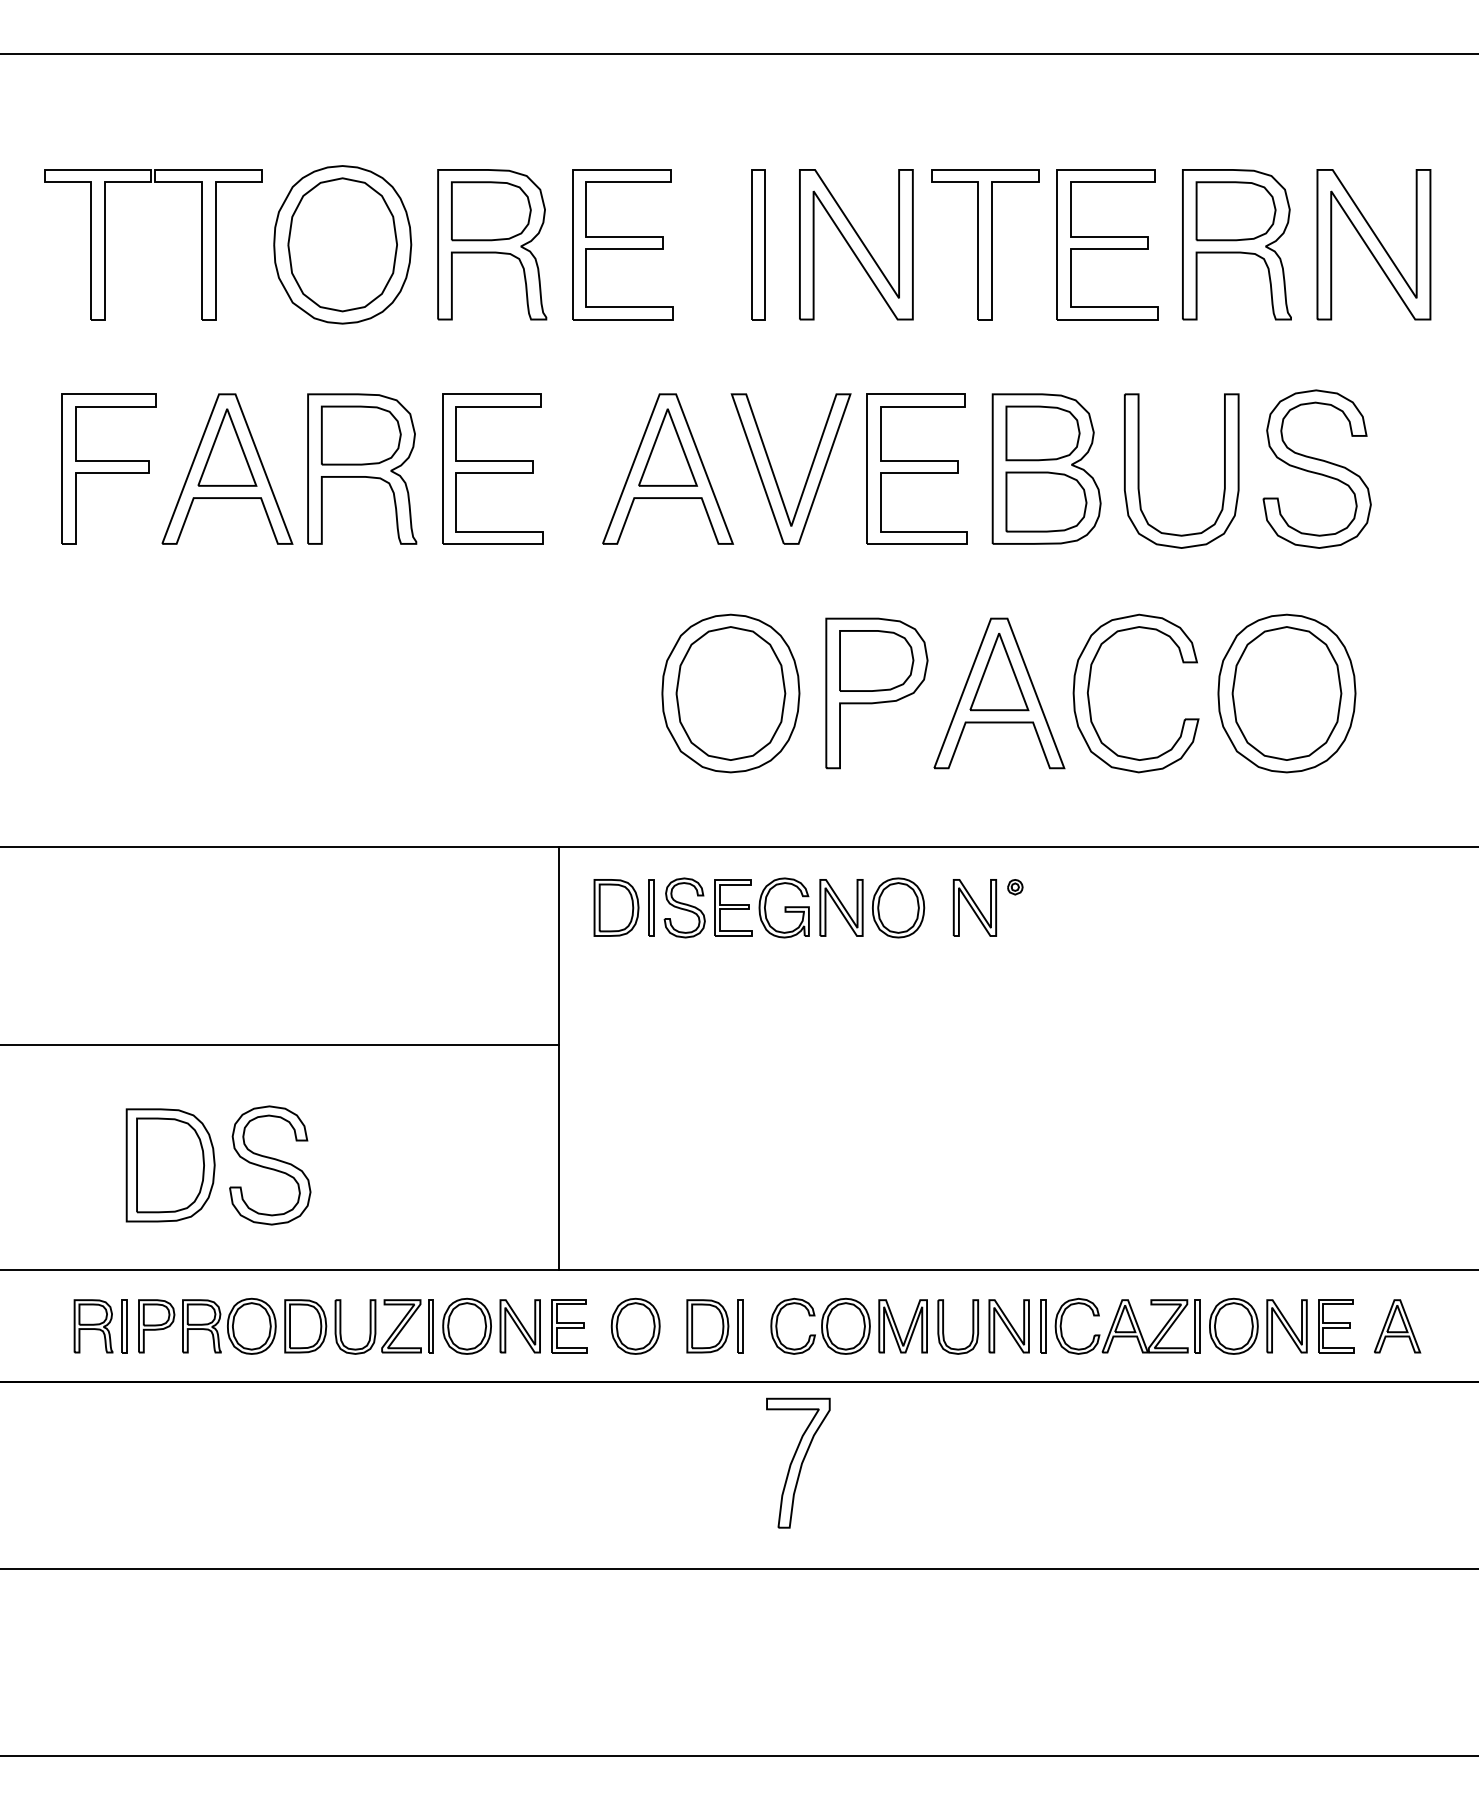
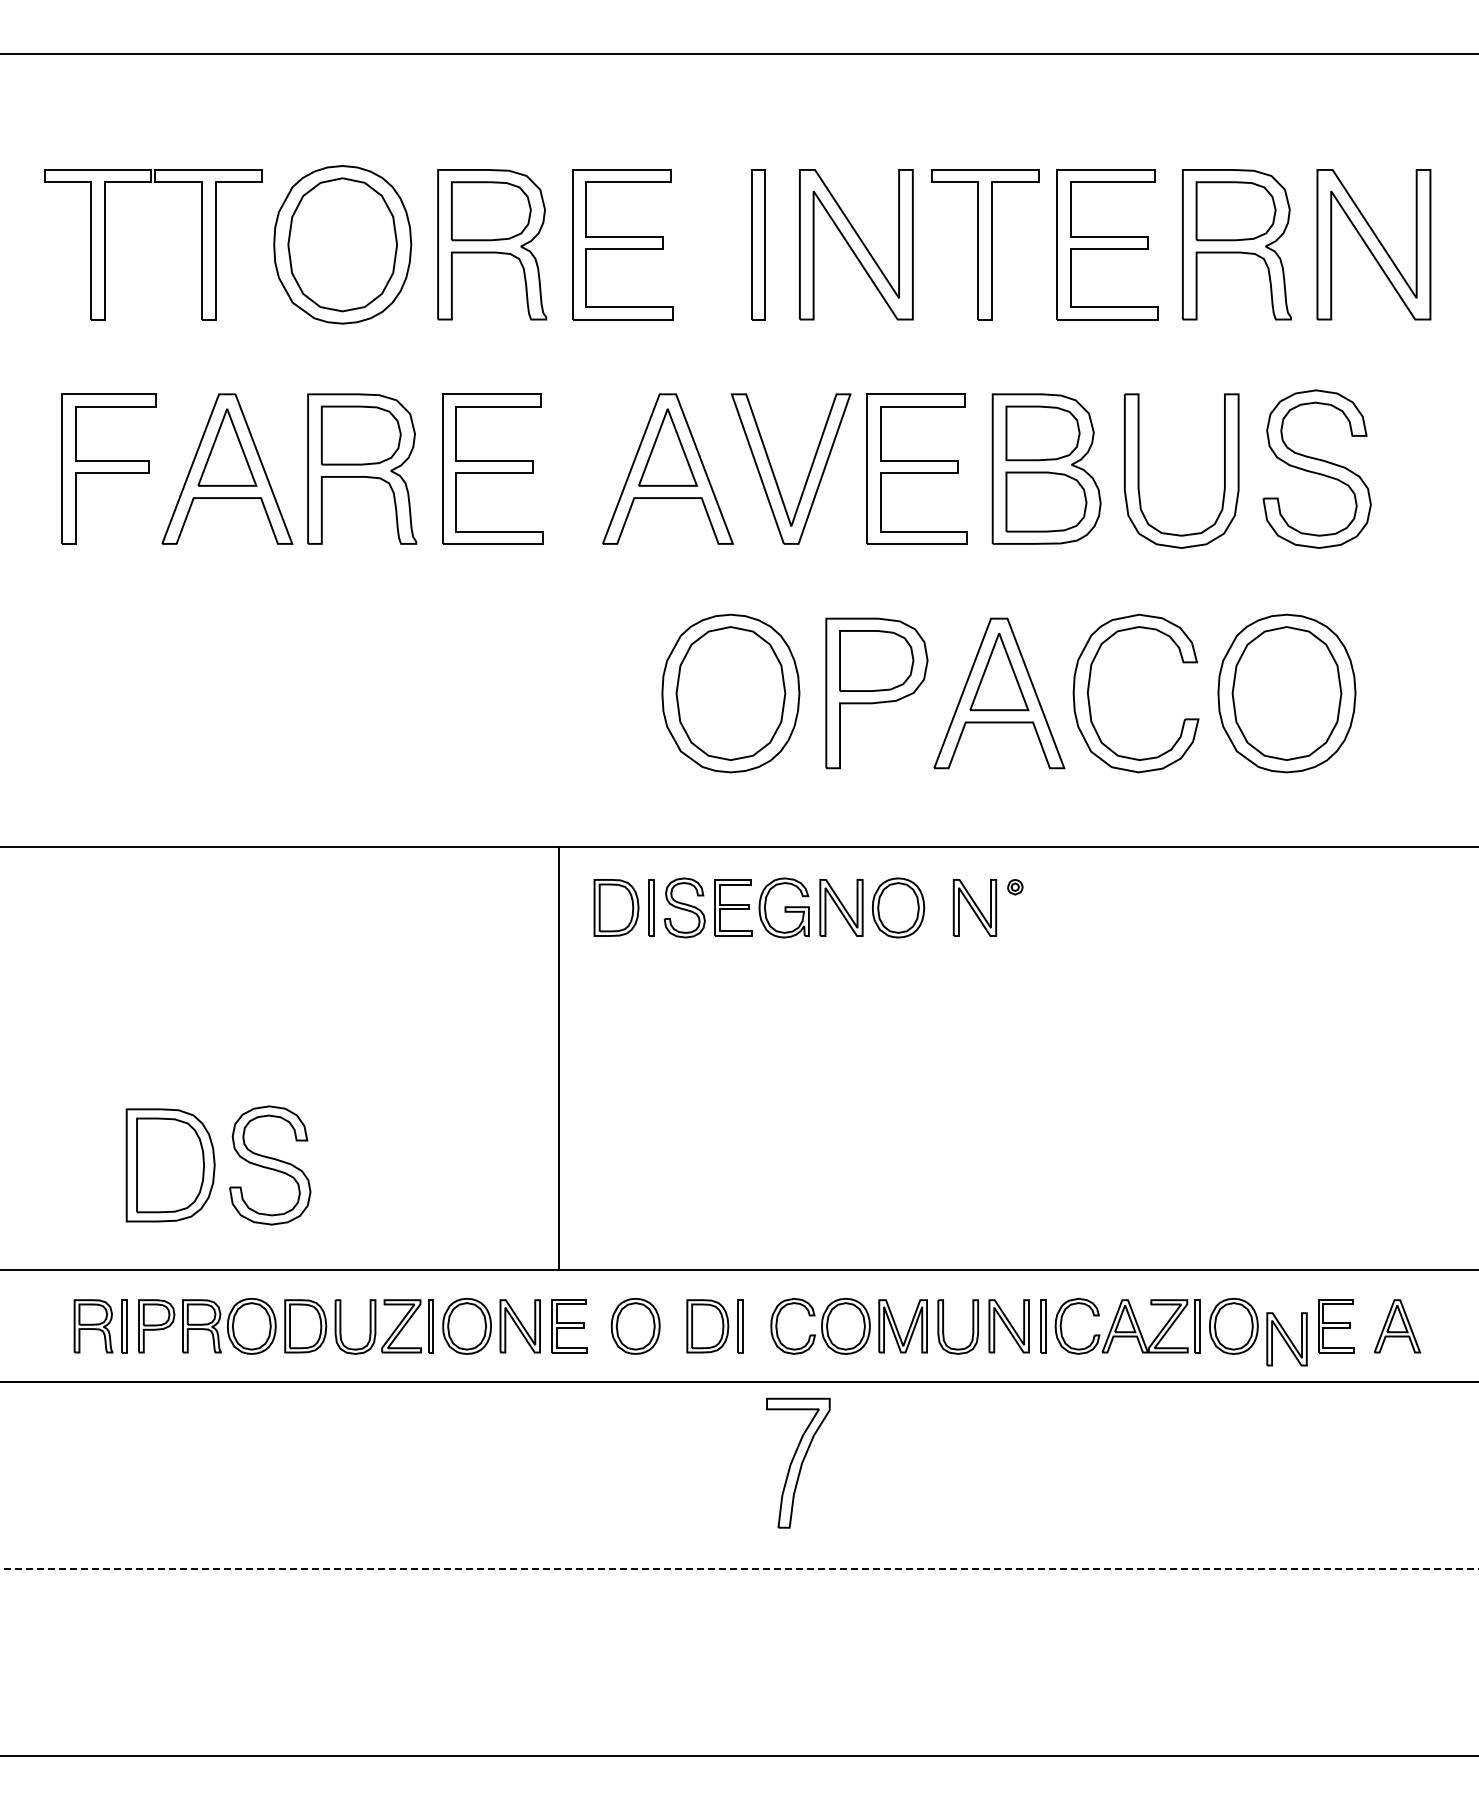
line: present -> none (280, 1045)
part position: (1286, 1326) -> (1286, 1339) (1286, 1339)
line: solid -> dashed (739, 1568)
